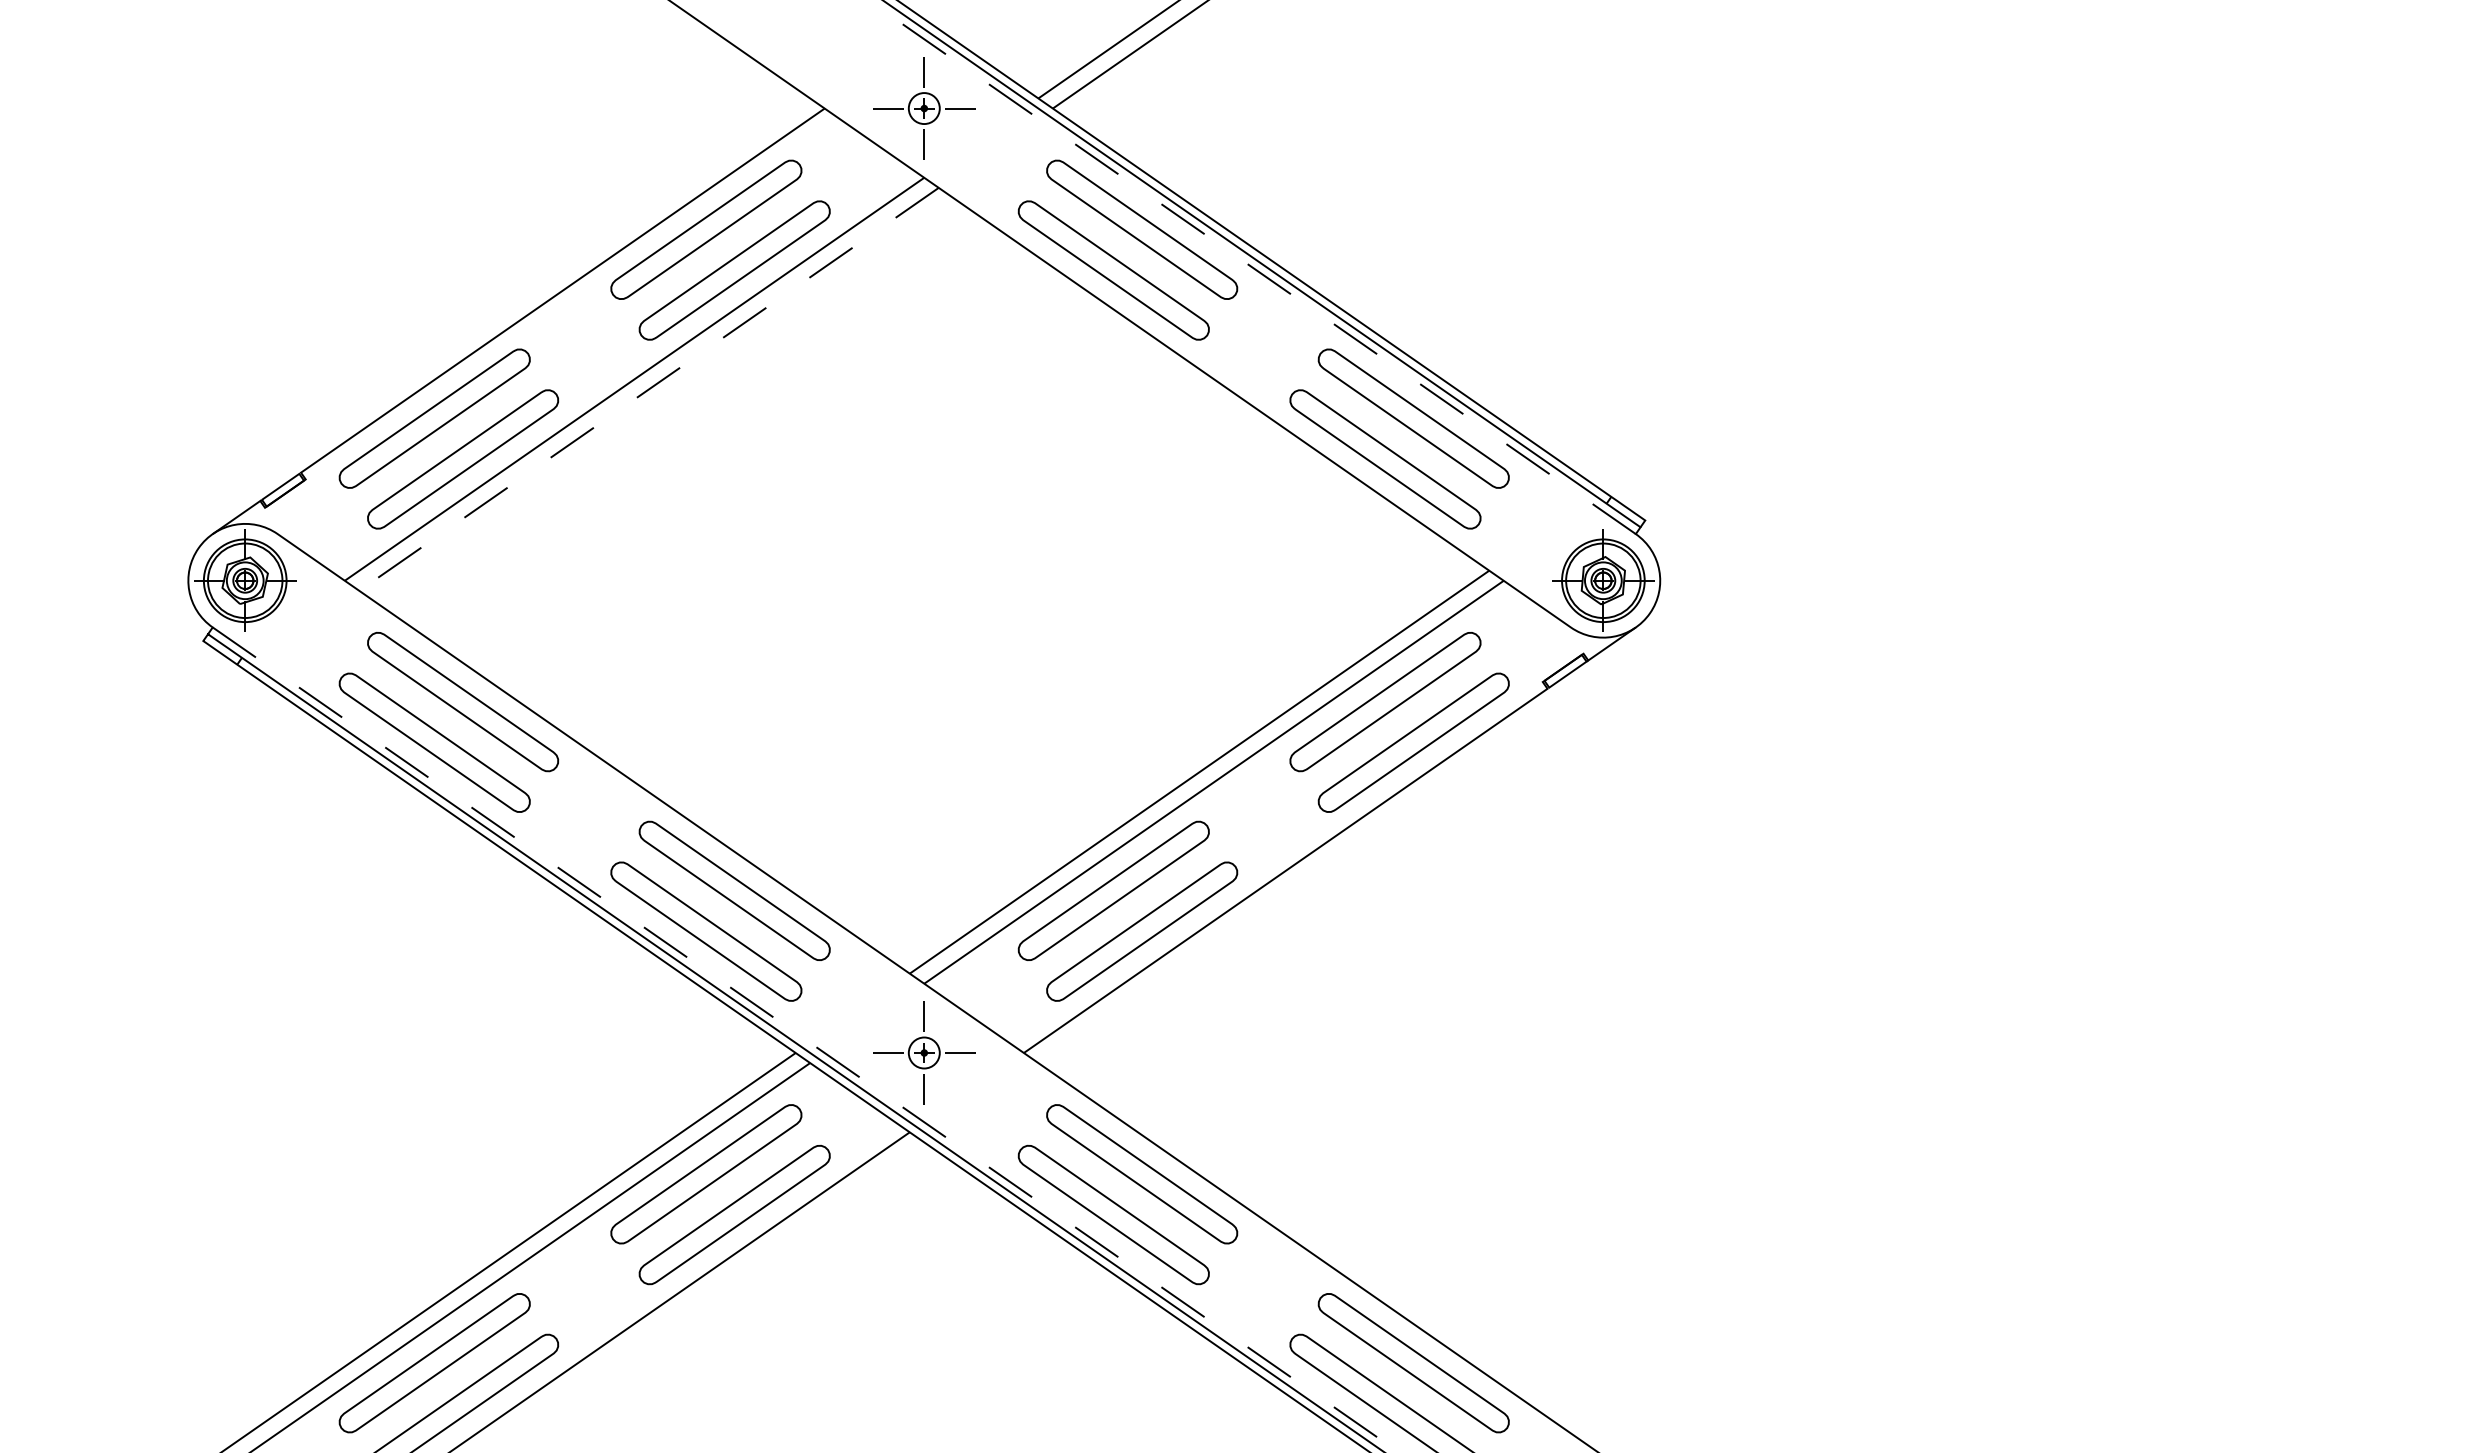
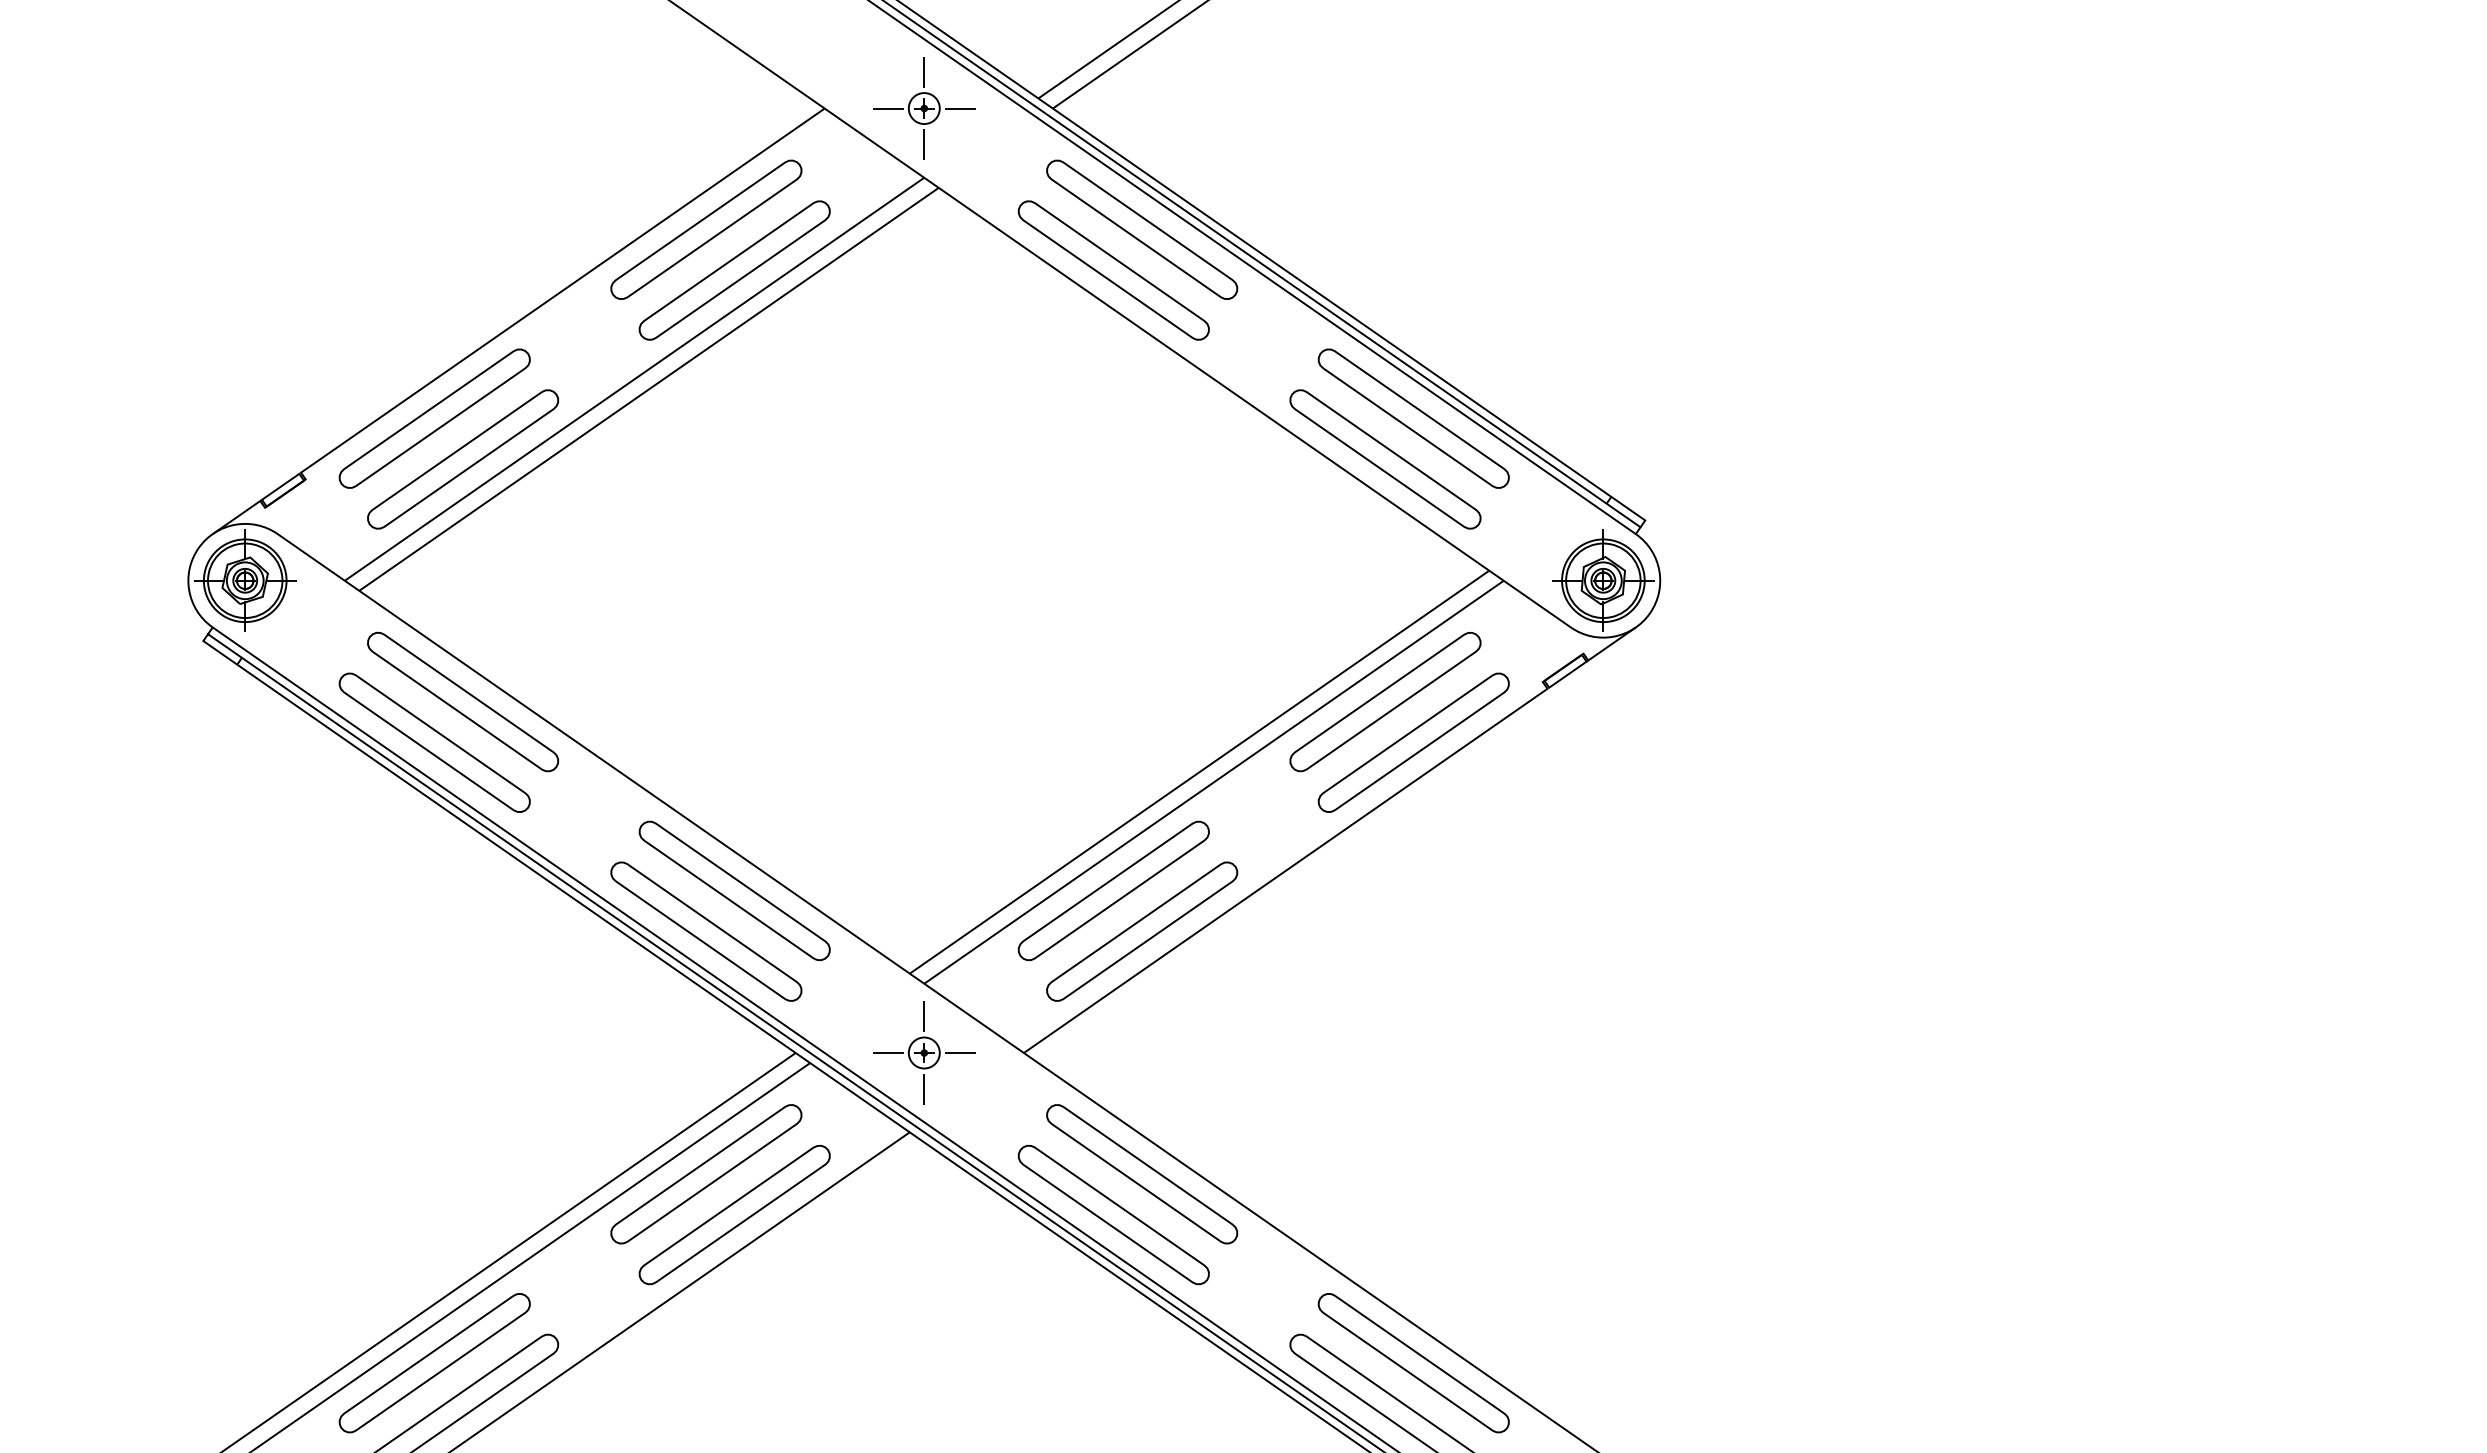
line: dashed -> solid (1251, 266)
line: dashed -> solid (649, 389)
line: dashed -> solid (806, 1040)
